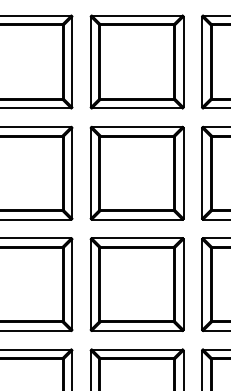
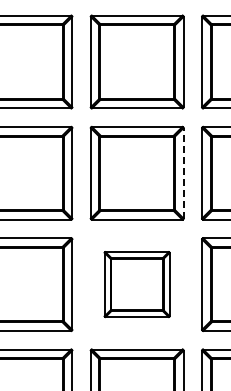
line: solid -> dashed (183, 172)
part size: 96x95 px -> 68x68 px (136, 284)
